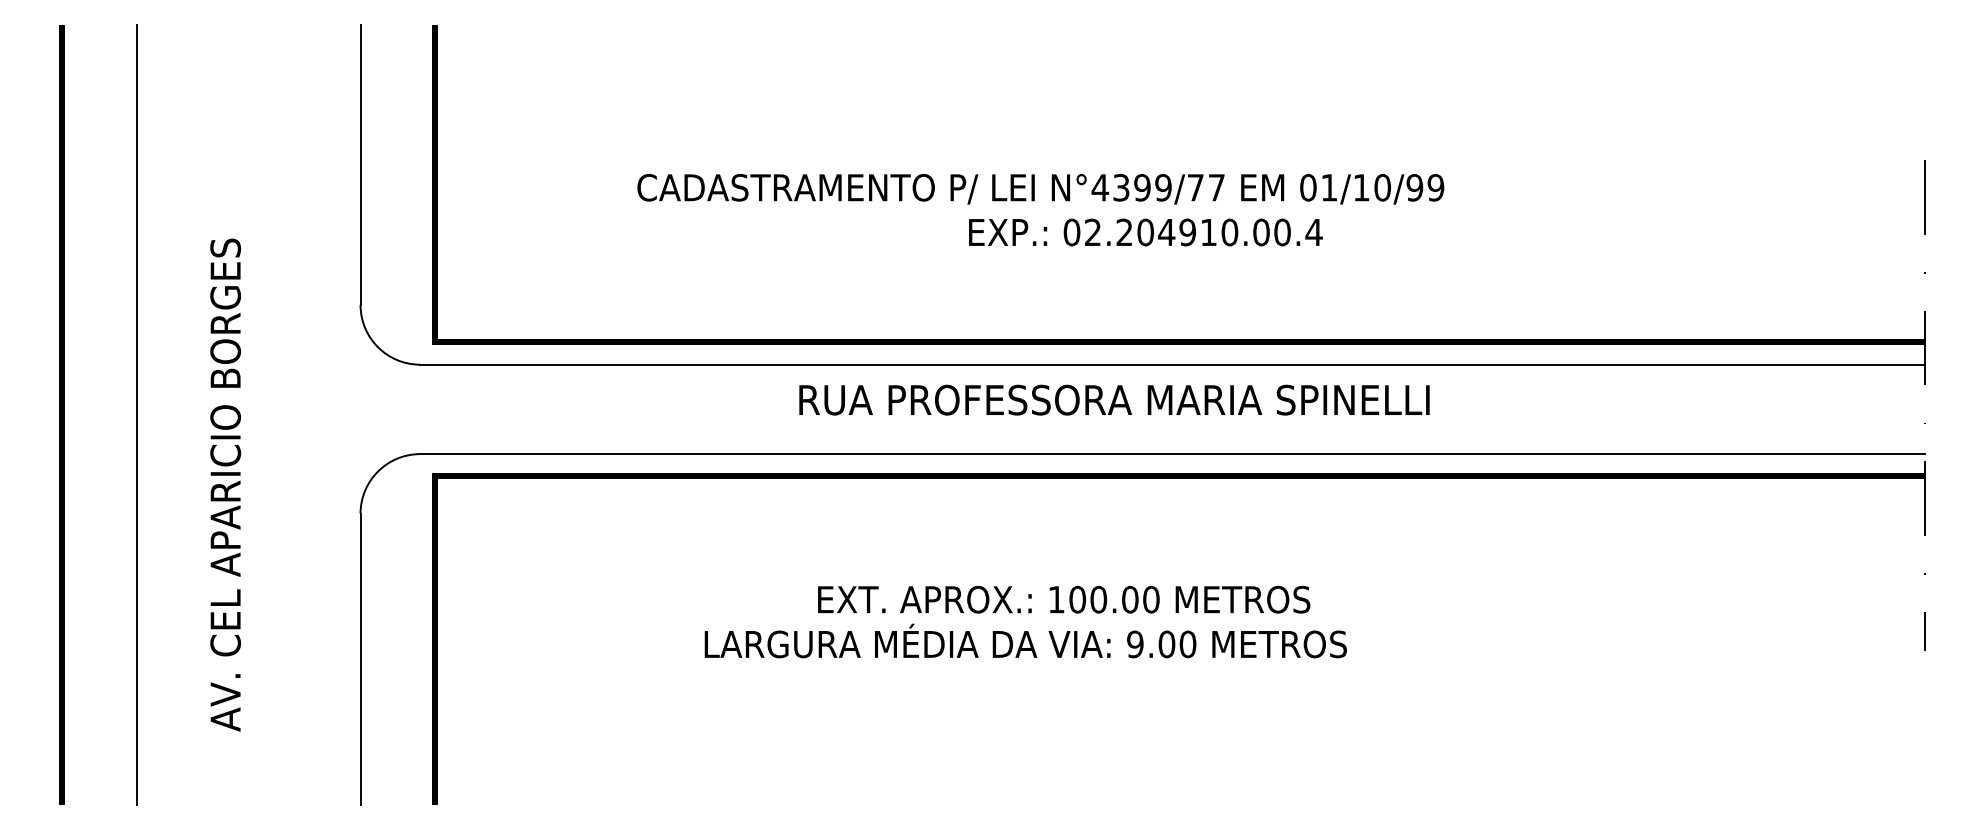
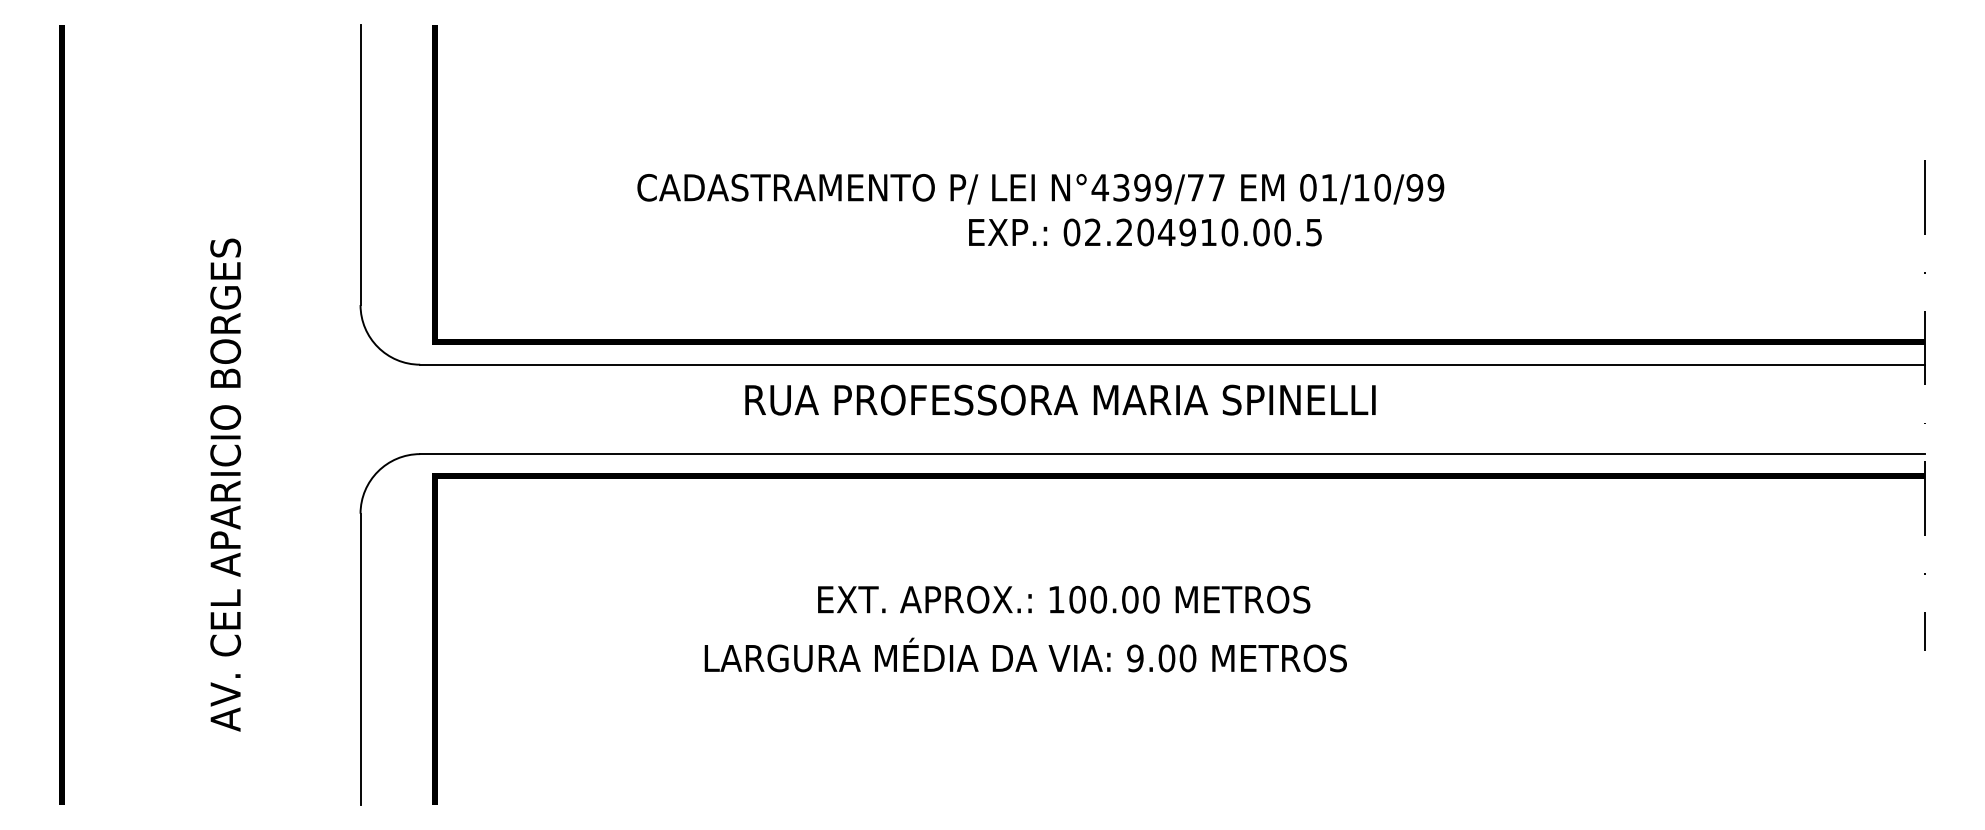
text: 02.204910.00.4 -> 02.204910.00.5 (1313, 232)
text position: (1114, 399) -> (1060, 399) (1060, 399)
line: present -> none (136, 414)
text position: (1025, 640) -> (1025, 654) (1025, 654)
